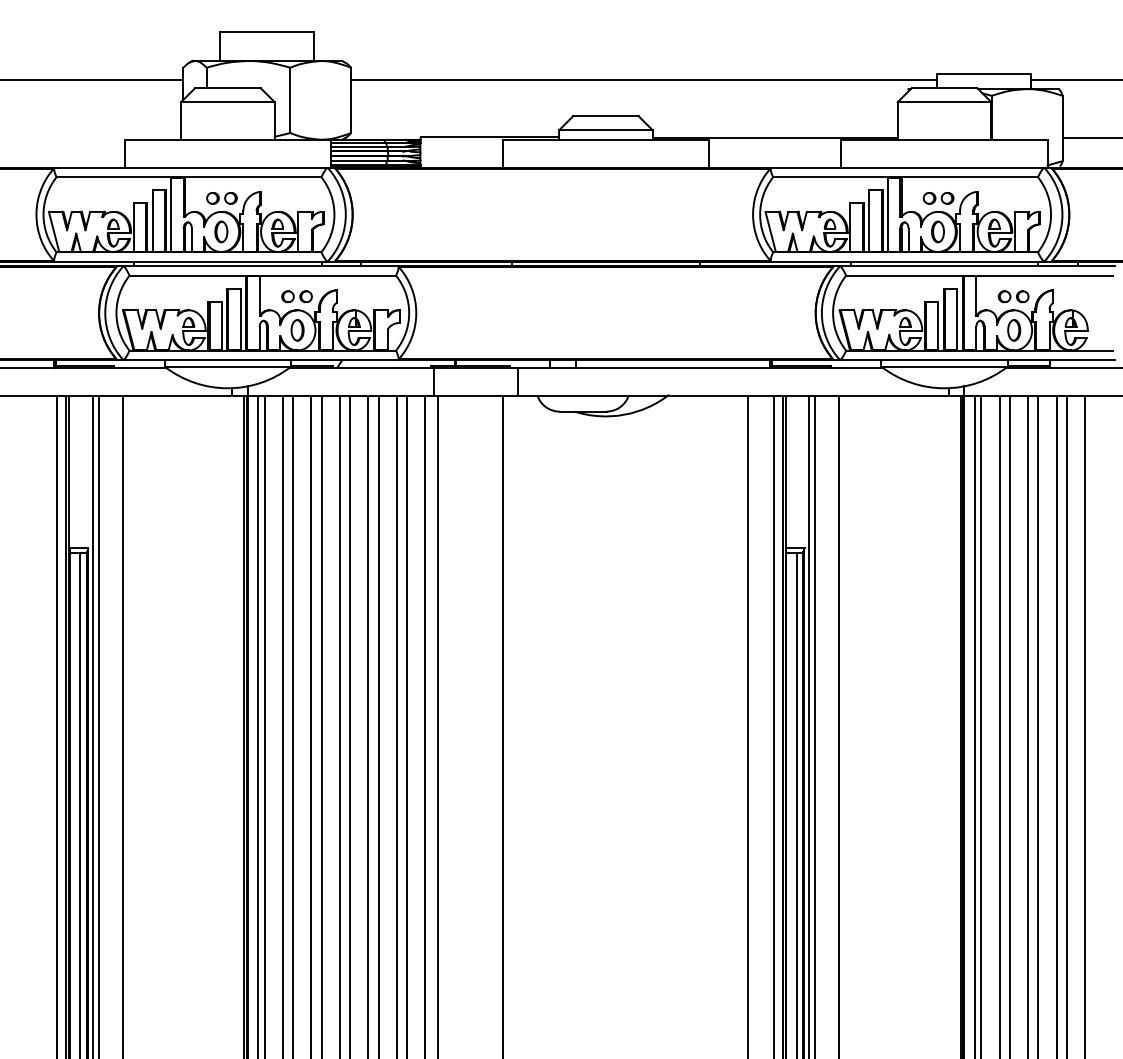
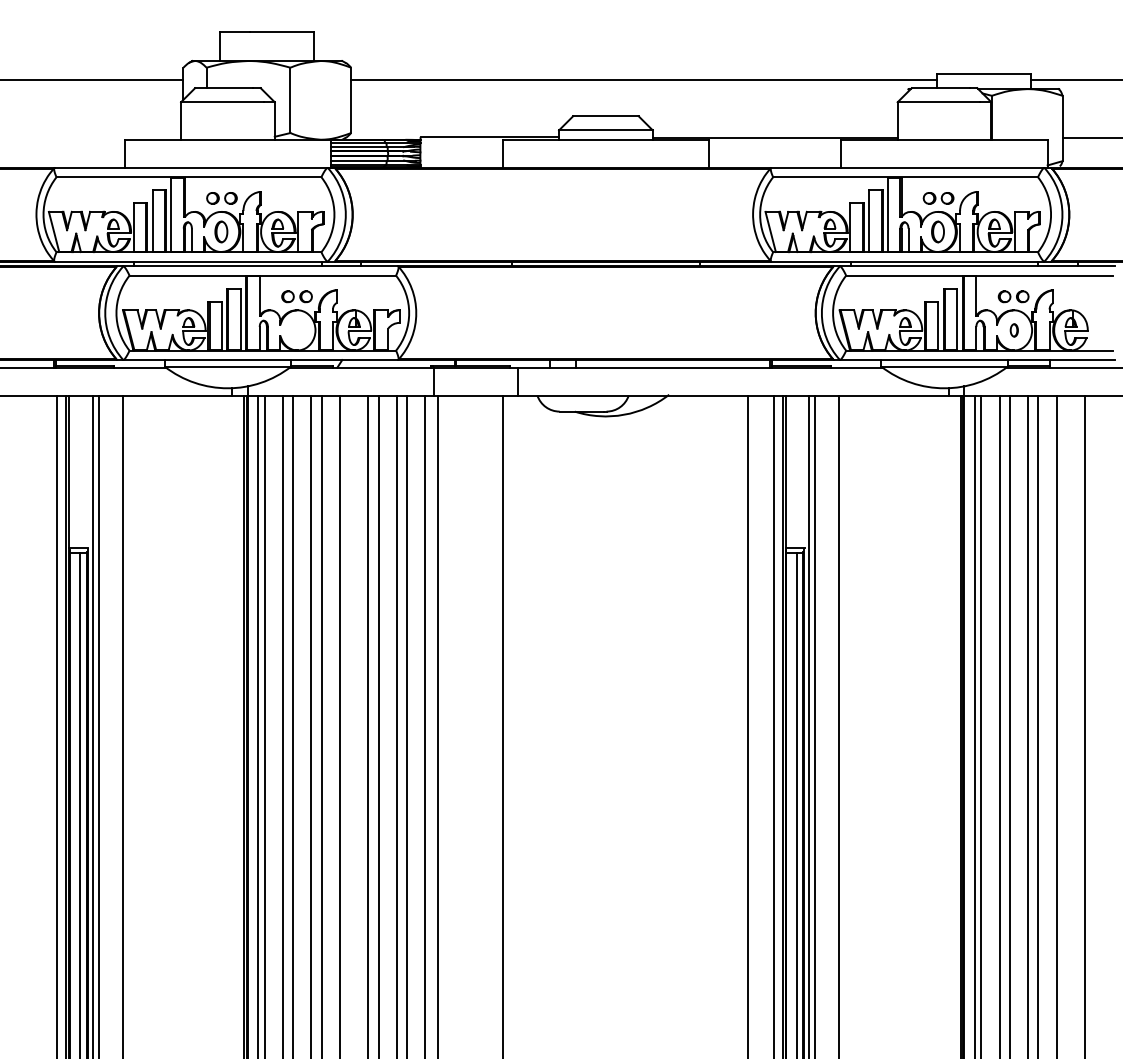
part: present -> none (297, 330)
part size: 15x23 px -> 10x15 px (1013, 330)
line: present -> none (350, 725)
line: present -> none (1066, 725)
